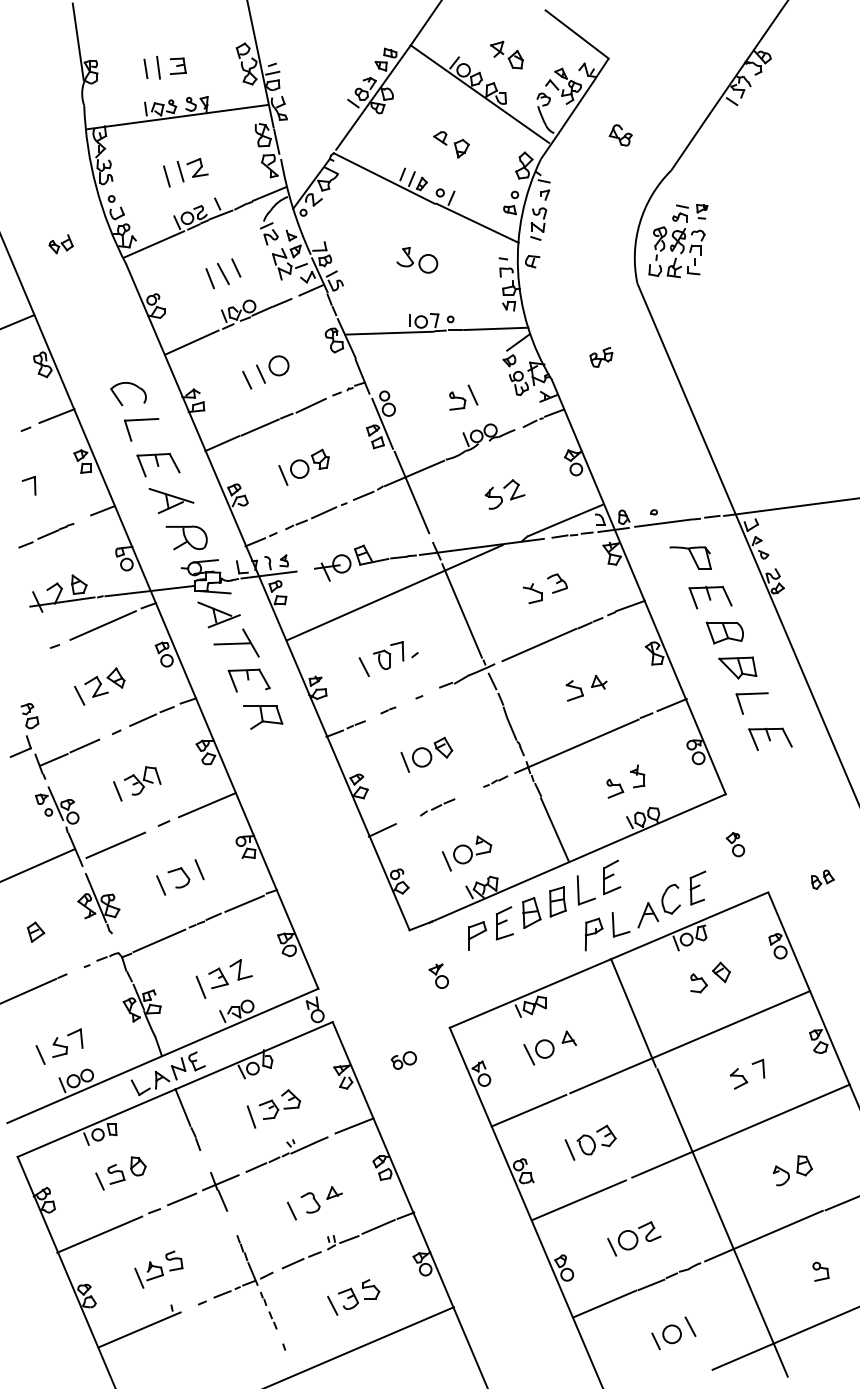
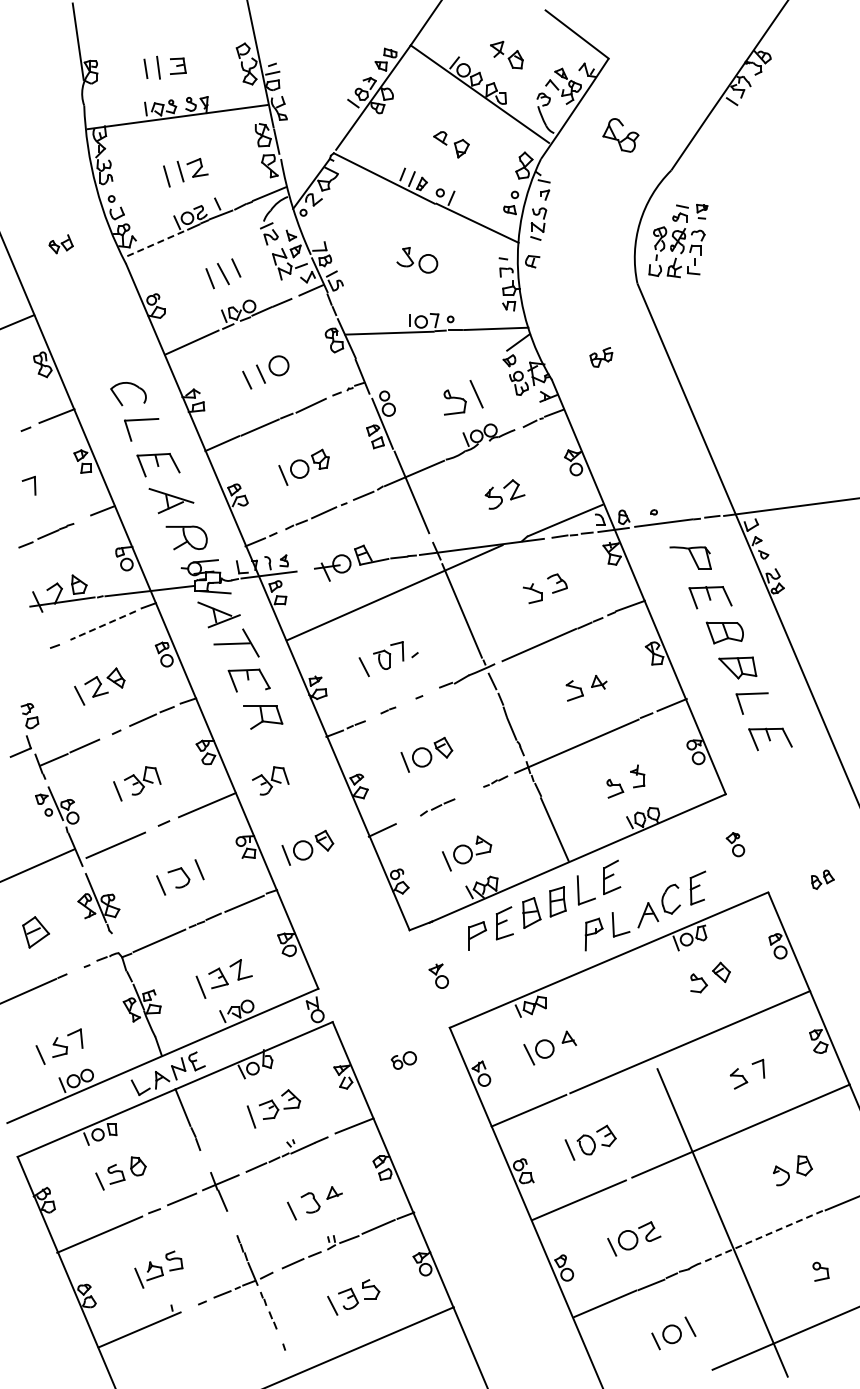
part size: 25x23 px -> 38x35 px (620, 135)
line: solid -> dashed (153, 244)
part size: 30x27 px -> 41x36 px (463, 397)
line: solid -> dashed (103, 625)
part: none -> present (270, 780)
part: none -> present (307, 847)
part size: 20x22 px -> 29x33 px (36, 932)
line: present -> none (633, 1012)
line: solid -> dashed (763, 1236)
